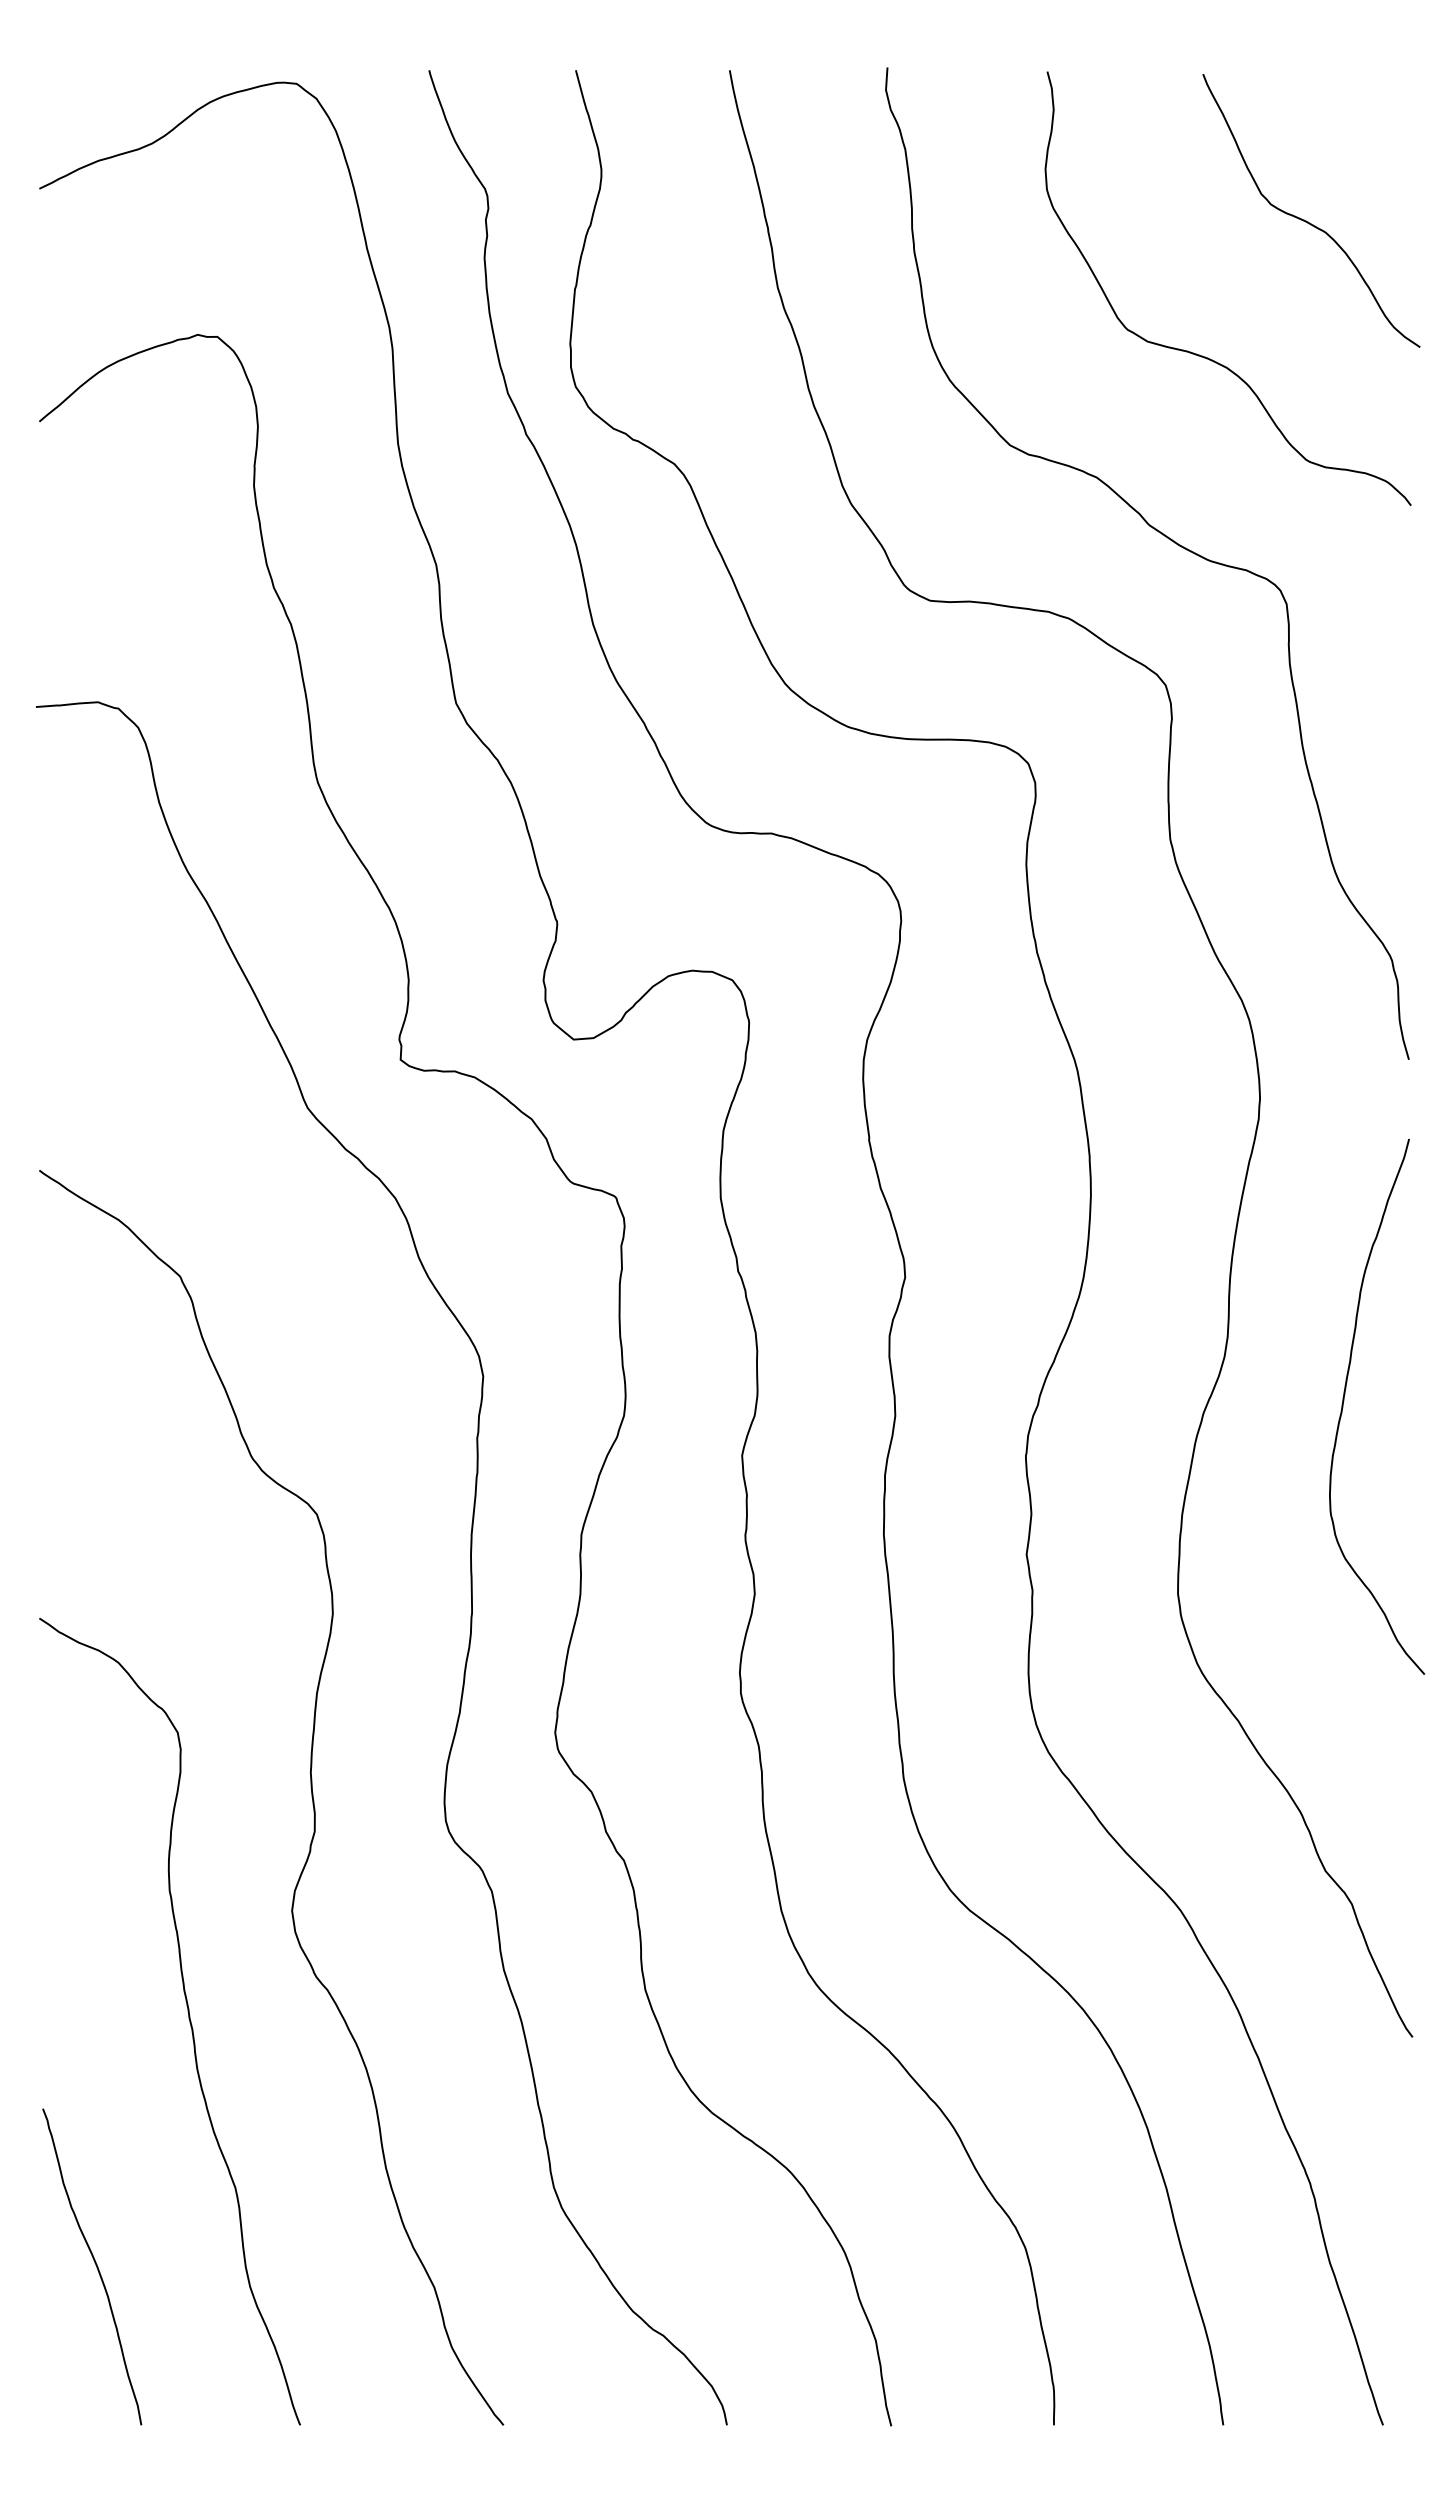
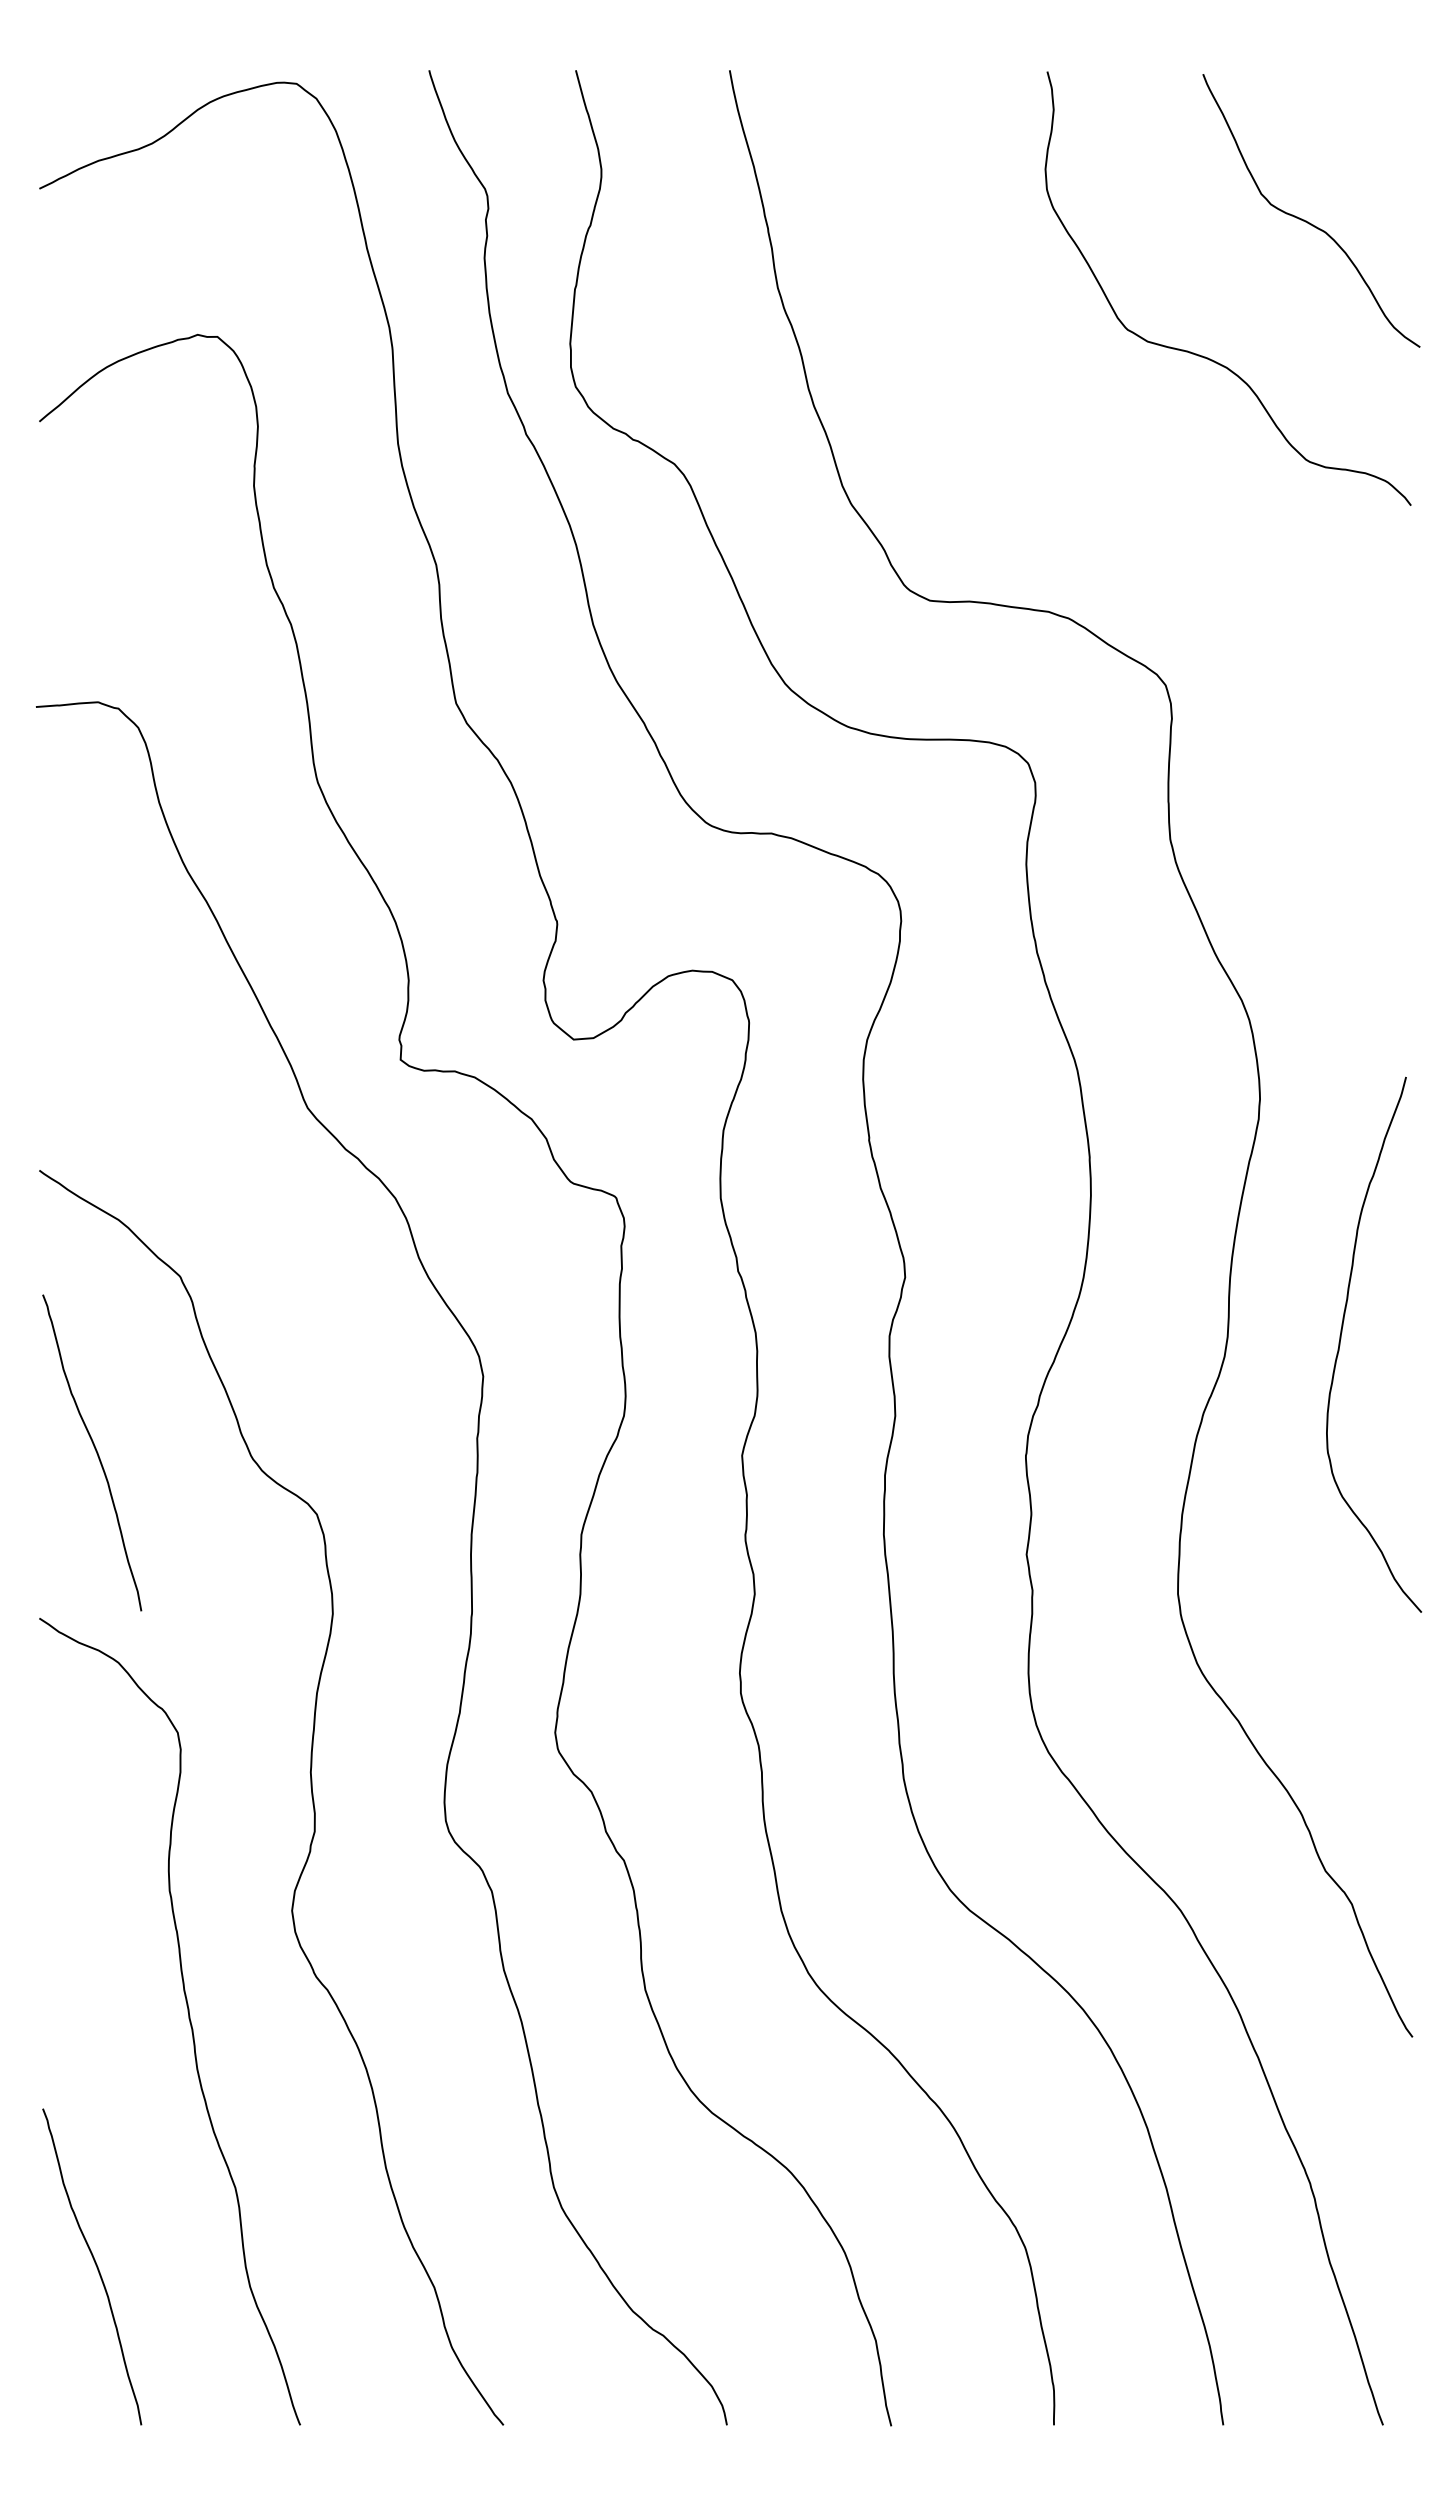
curve: present -> none (1165, 537)
curve position: (1344, 1401) -> (1341, 1339) (1341, 1339)
curve: none -> present (95, 1451)
